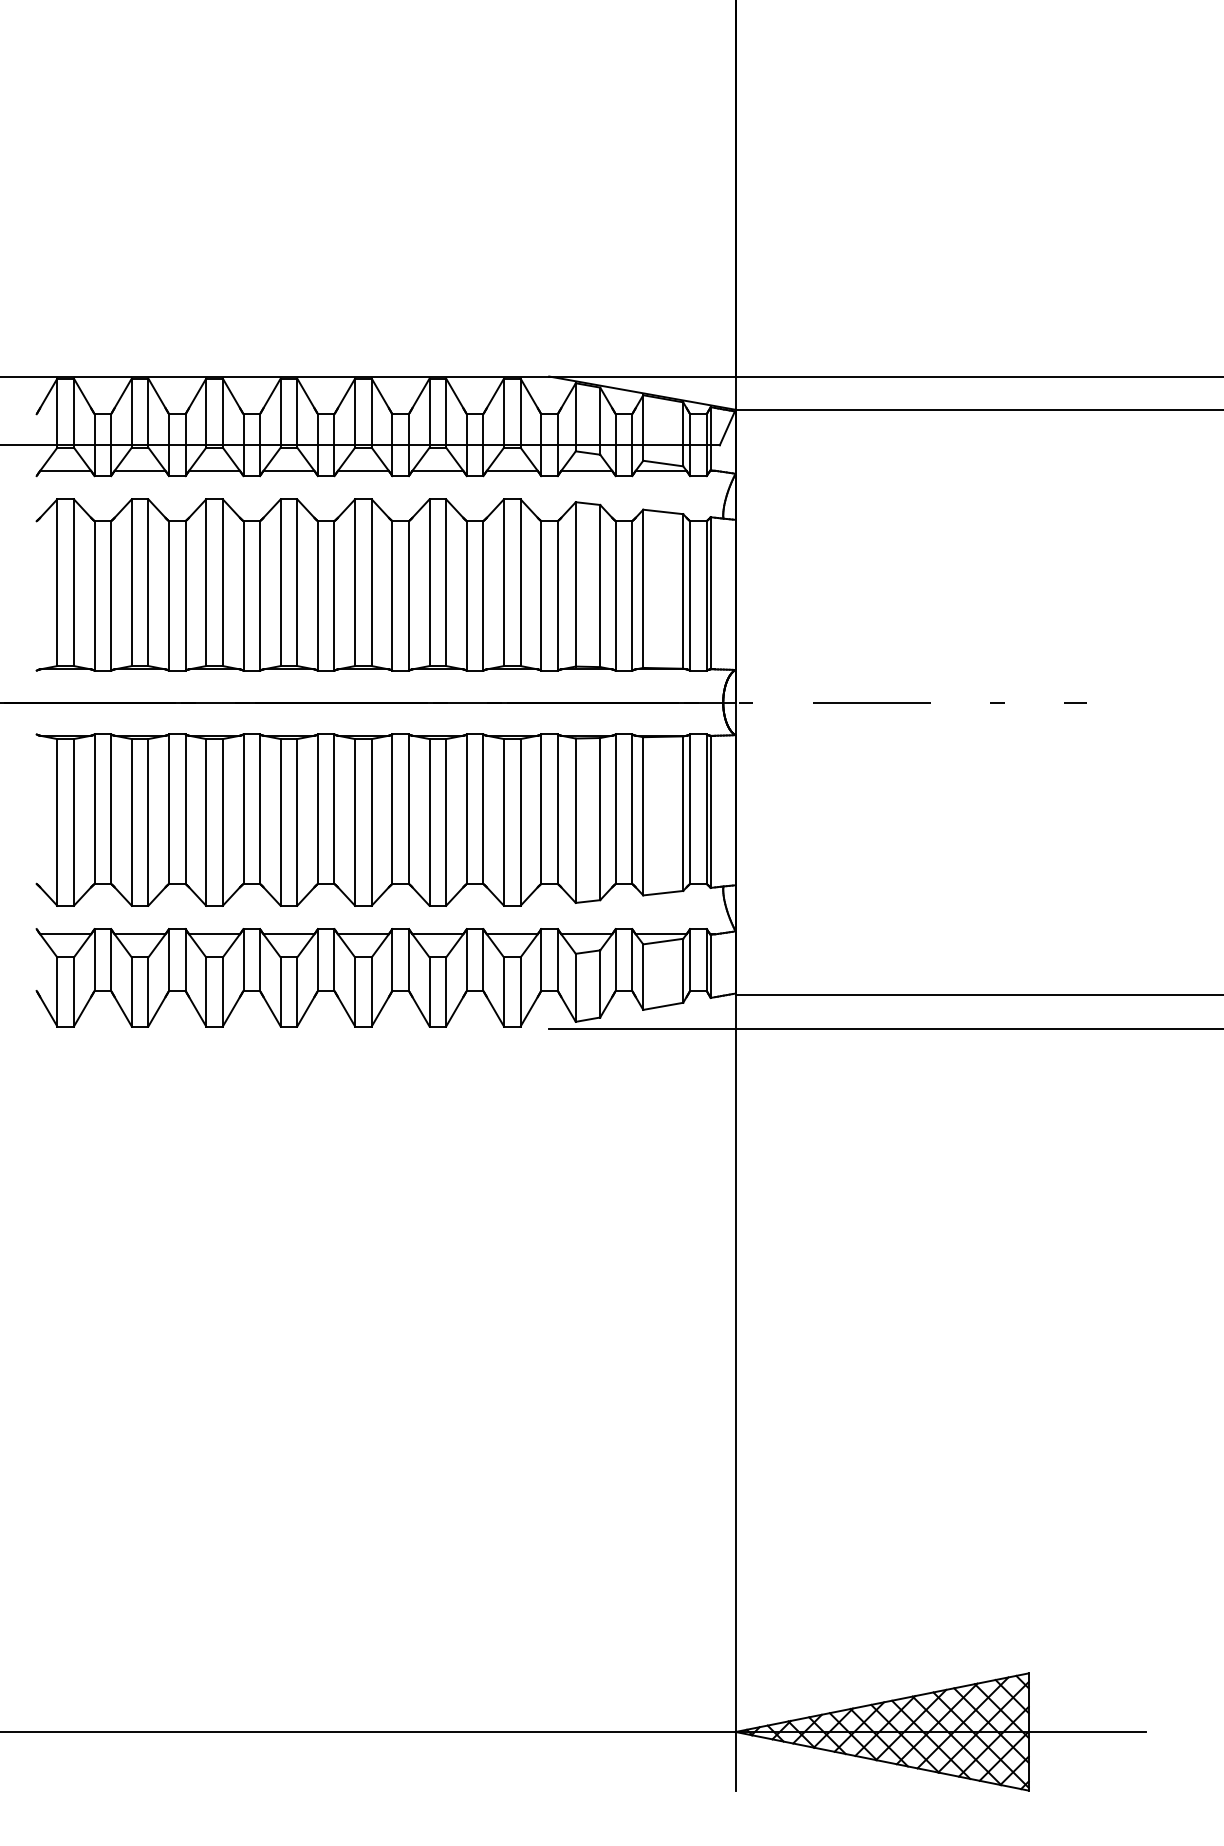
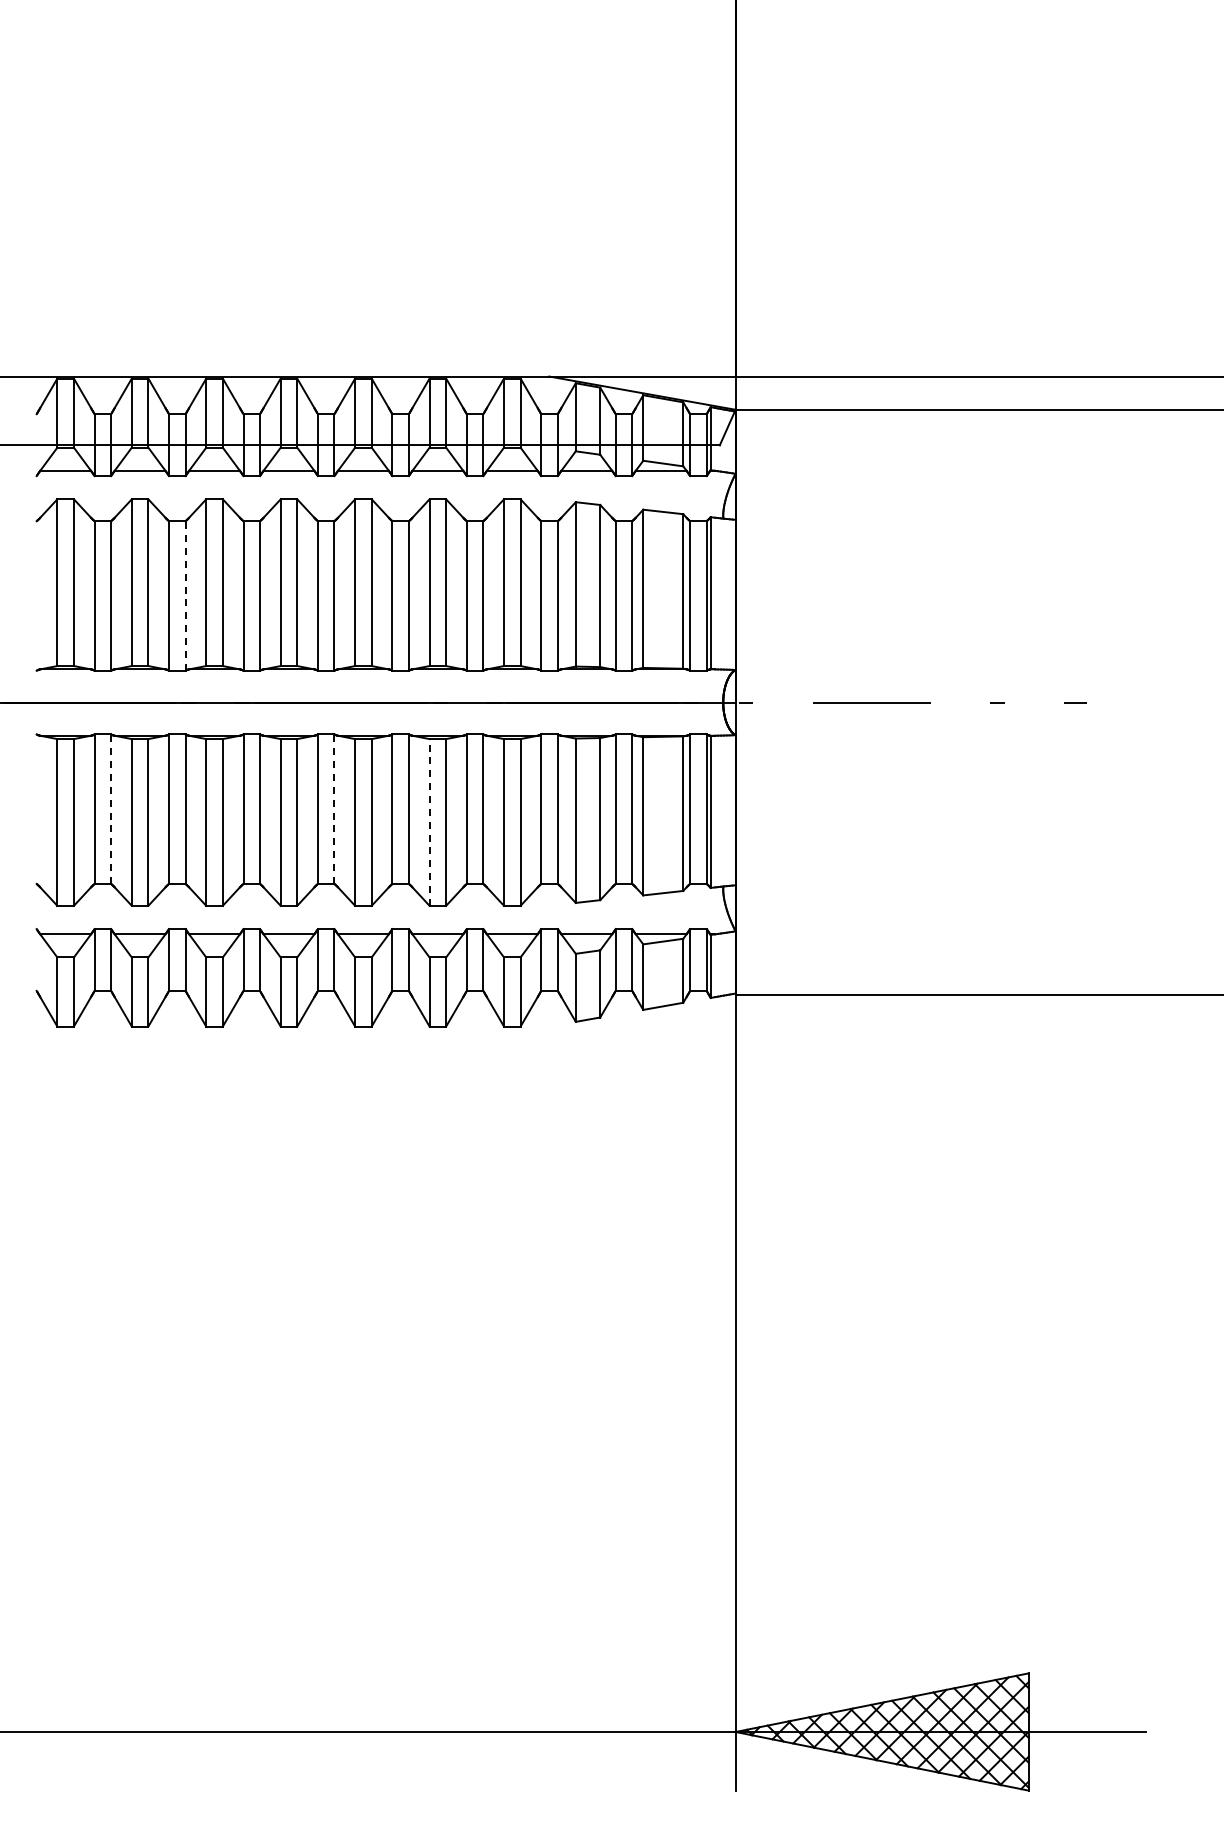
line: solid -> dashed (185, 595)
line: solid -> dashed (111, 809)
line: solid -> dashed (334, 809)
line: solid -> dashed (429, 821)
line: present -> none (884, 1028)
